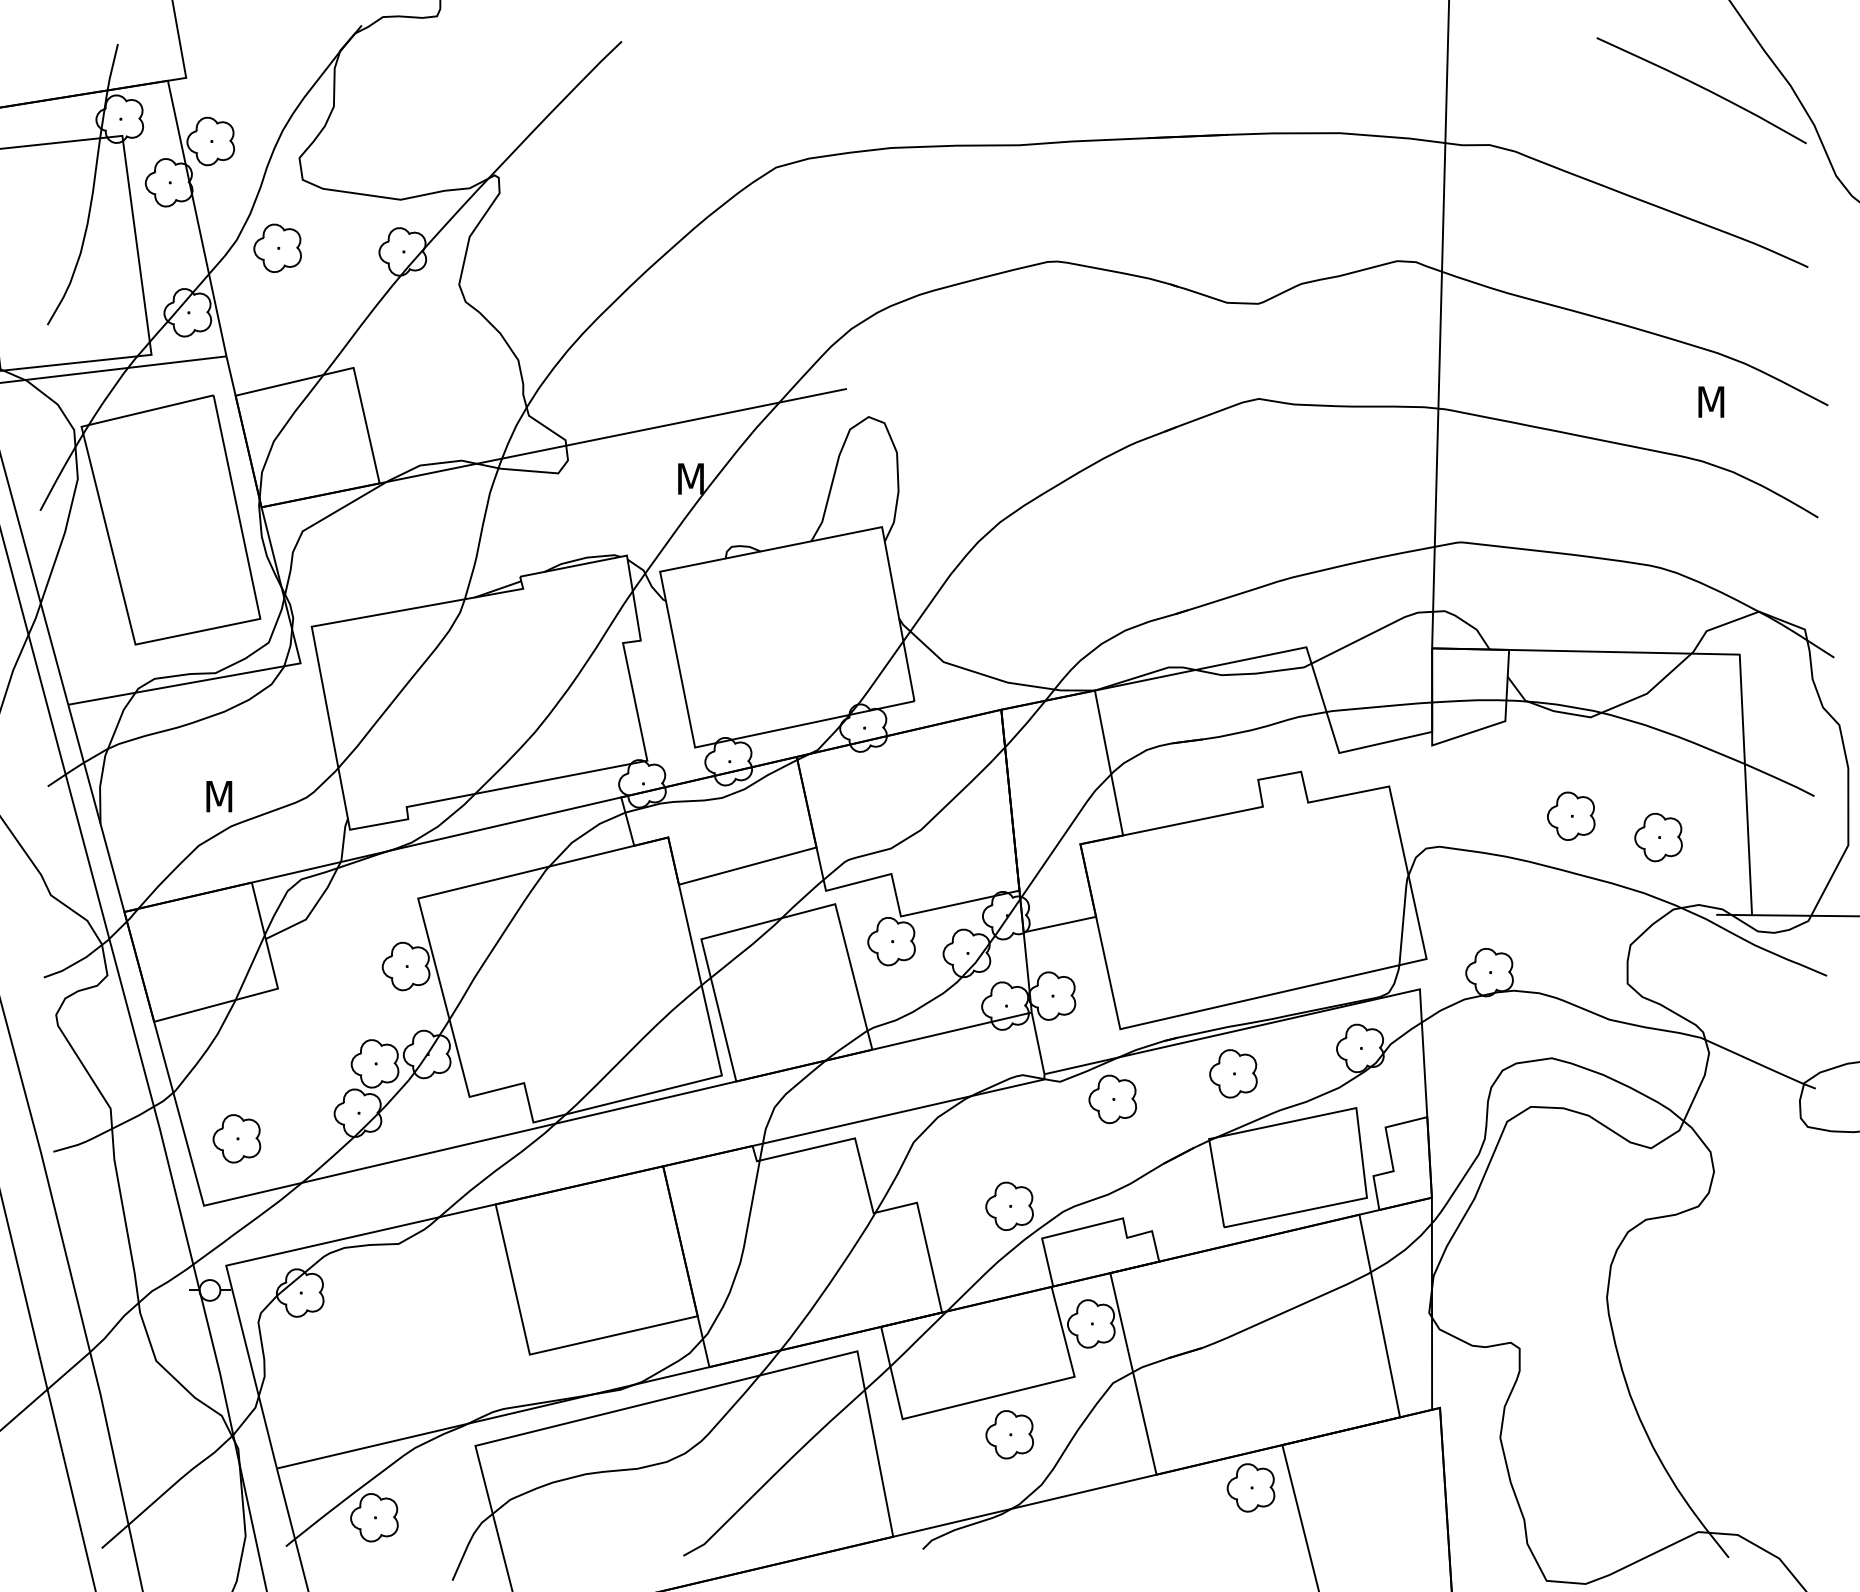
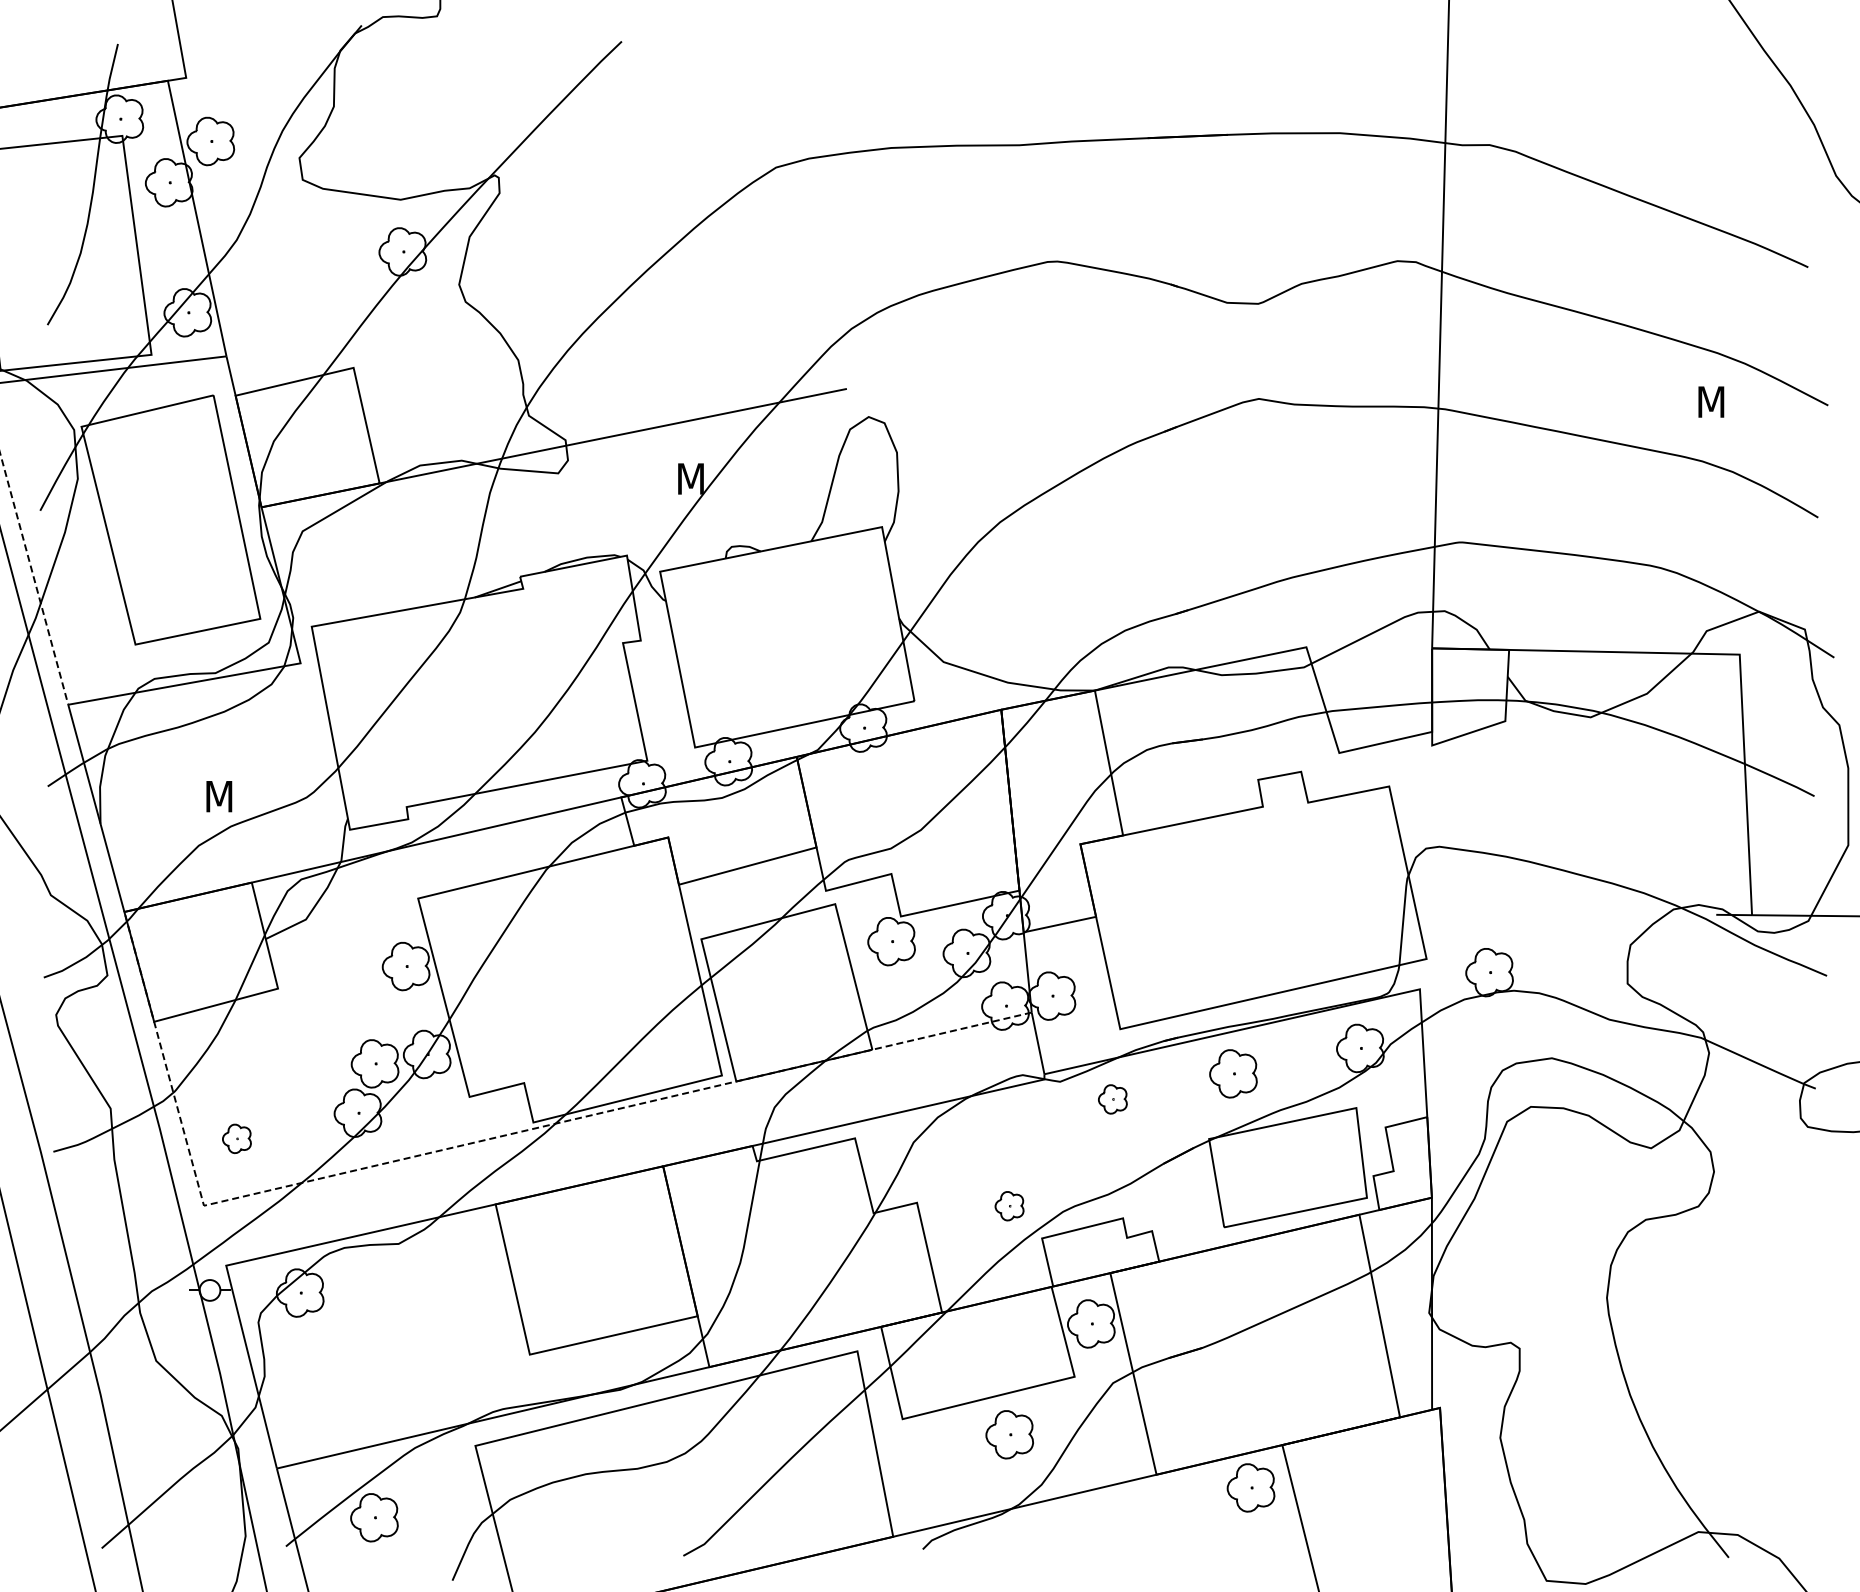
curve: present -> none (1702, 88)
part: present -> none (277, 247)
line: solid -> dashed (34, 579)
part: present -> none (1571, 815)
part: present -> none (1658, 837)
part size: 50x51 px -> 30x31 px (1112, 1099)
part size: 50x50 px -> 30x32 px (236, 1138)
line: solid -> dashed (469, 1143)
part size: 49x50 px -> 31x31 px (1009, 1206)
